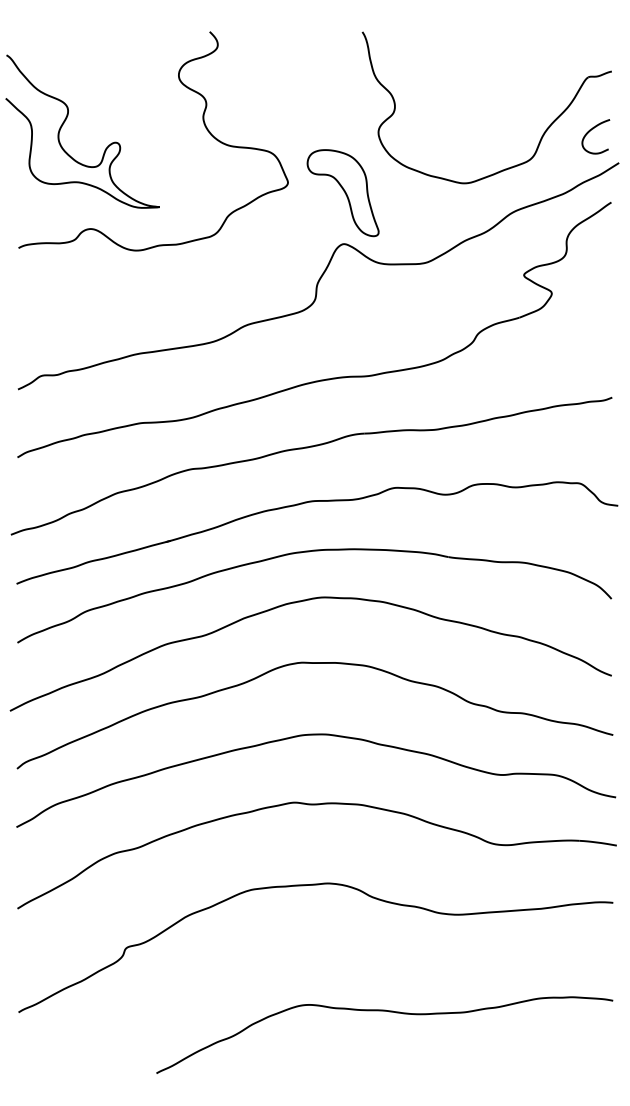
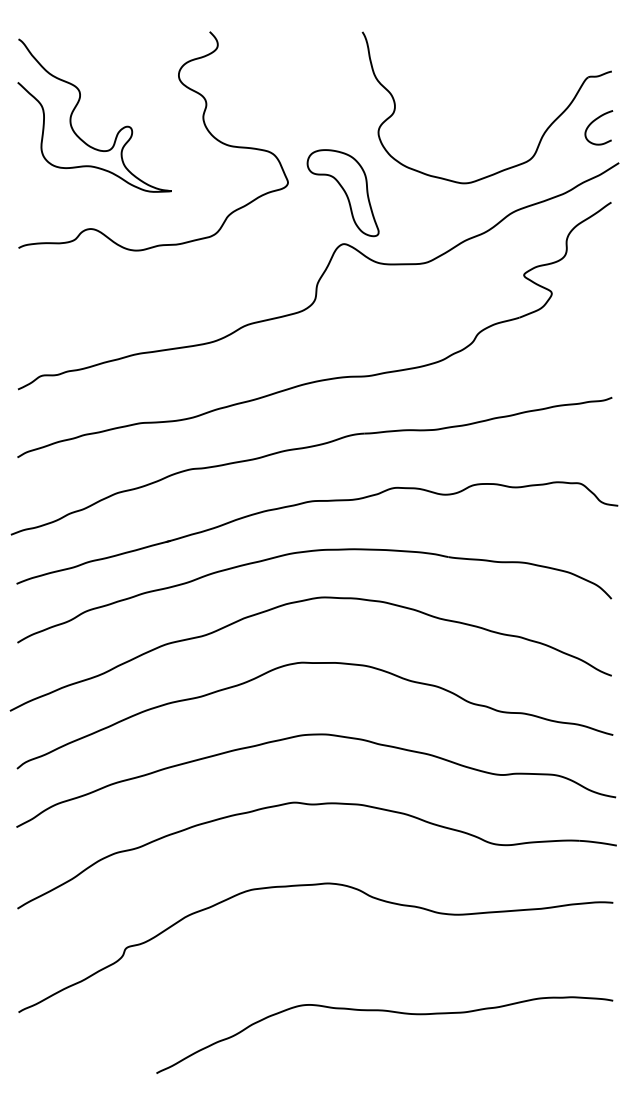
curve position: (64, 123) -> (76, 107) (76, 107)
curve position: (590, 131) -> (593, 122) (593, 122)
